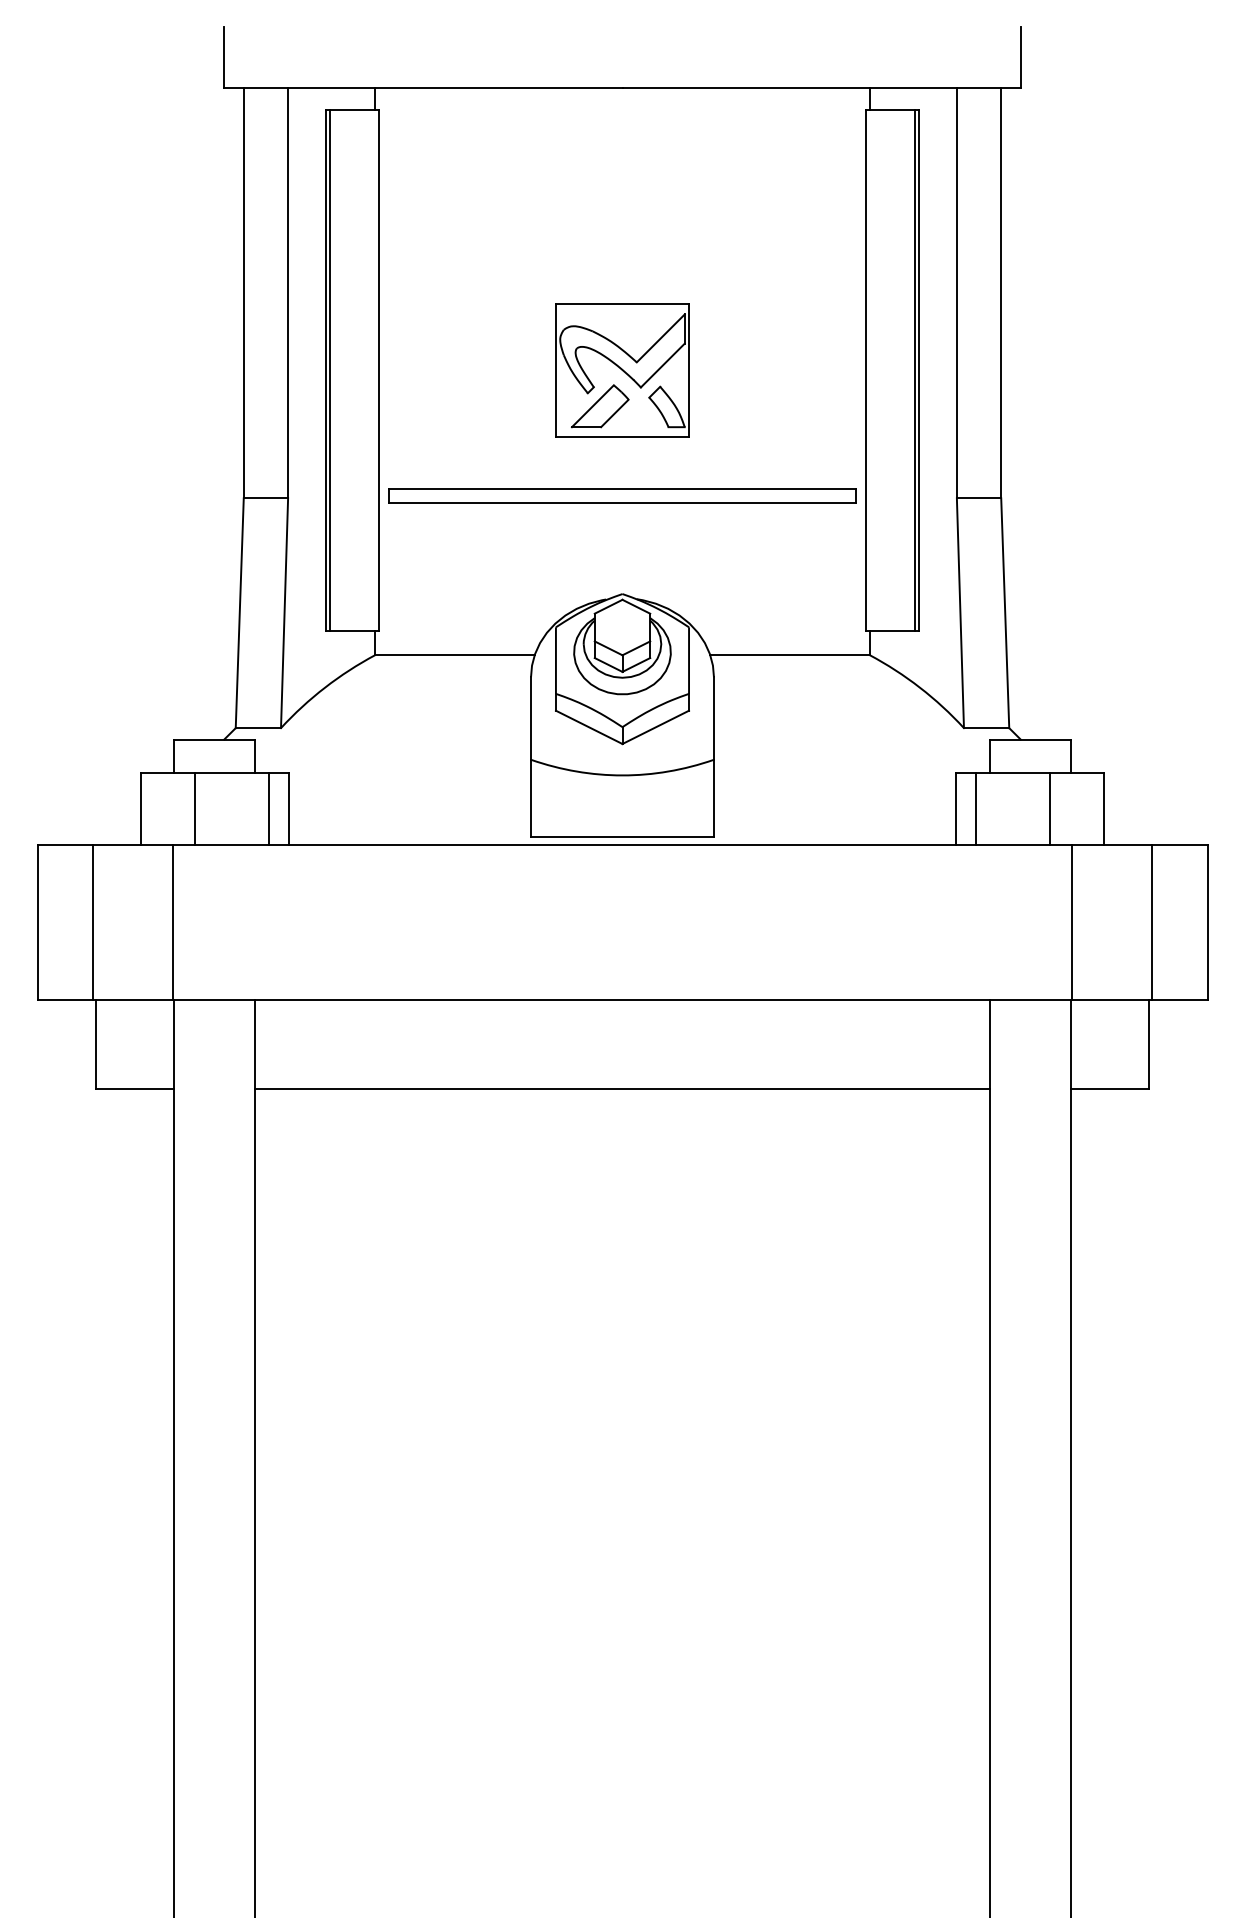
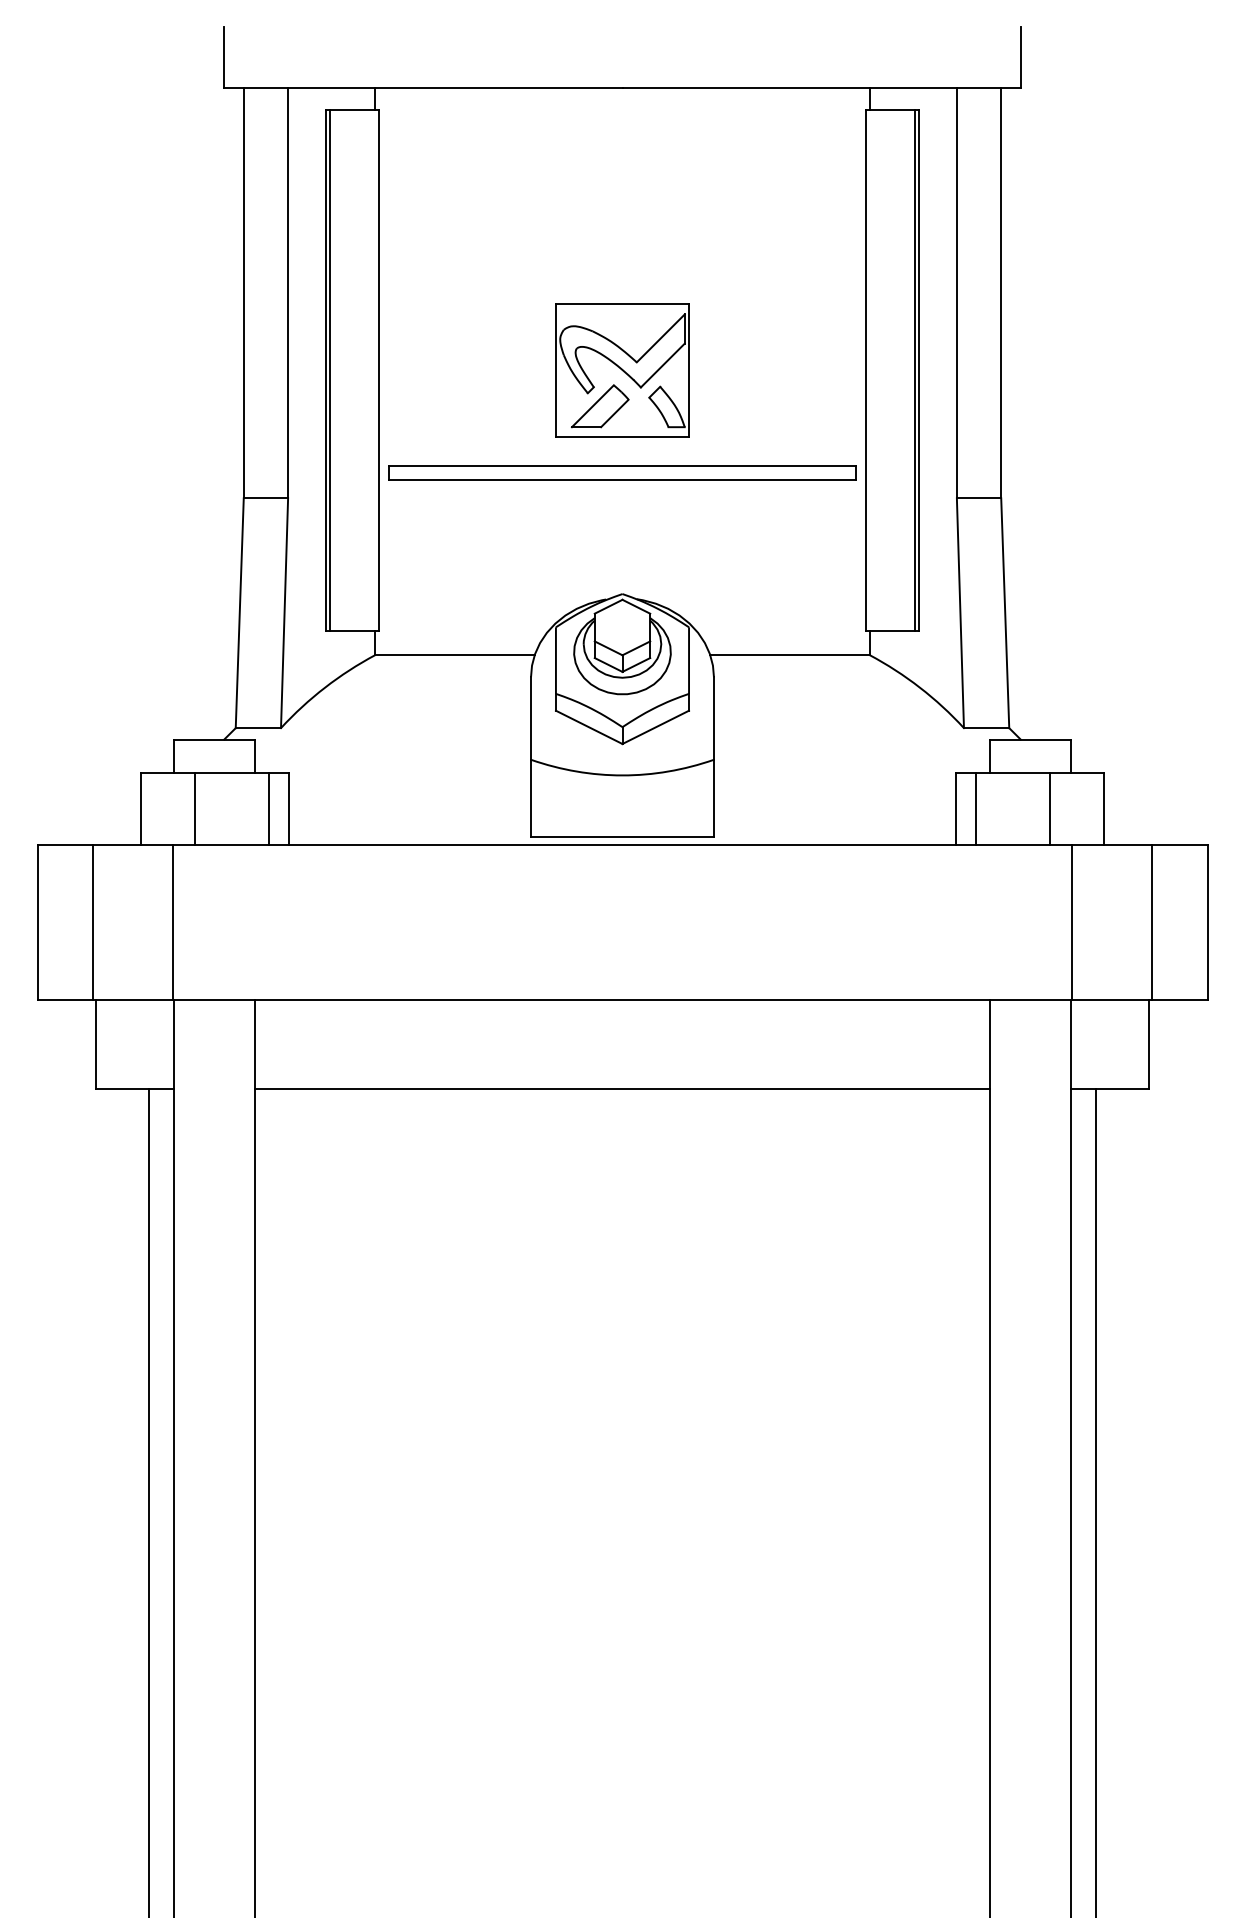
part position: (622, 495) -> (622, 472) (622, 472)
line: none -> present (149, 1501)
line: none -> present (1095, 1501)
